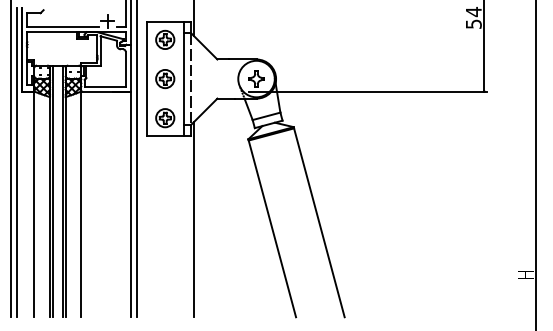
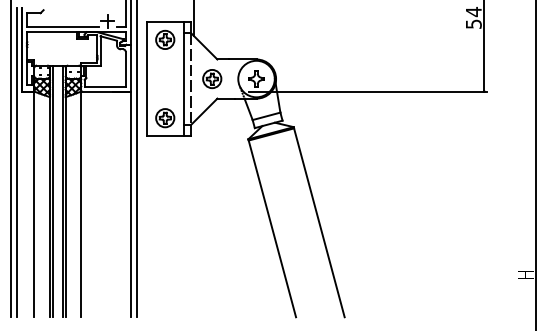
part position: (165, 79) -> (212, 79) (212, 79)
line: present -> none (193, 219)
